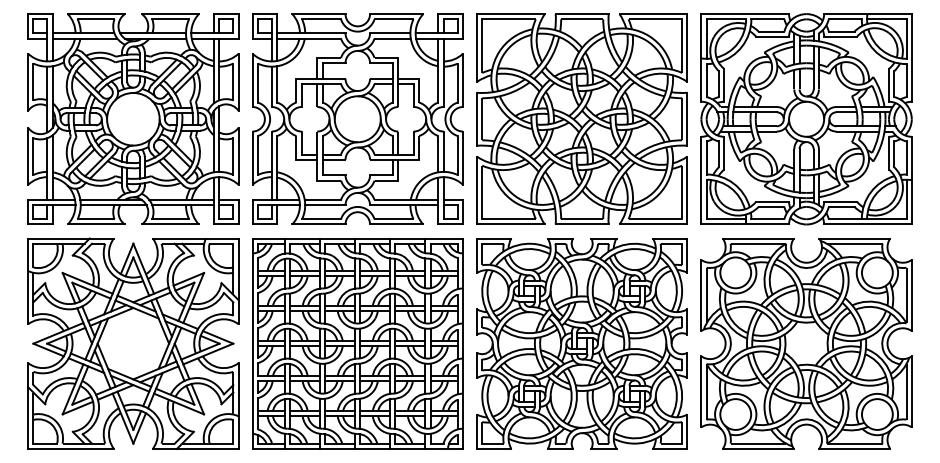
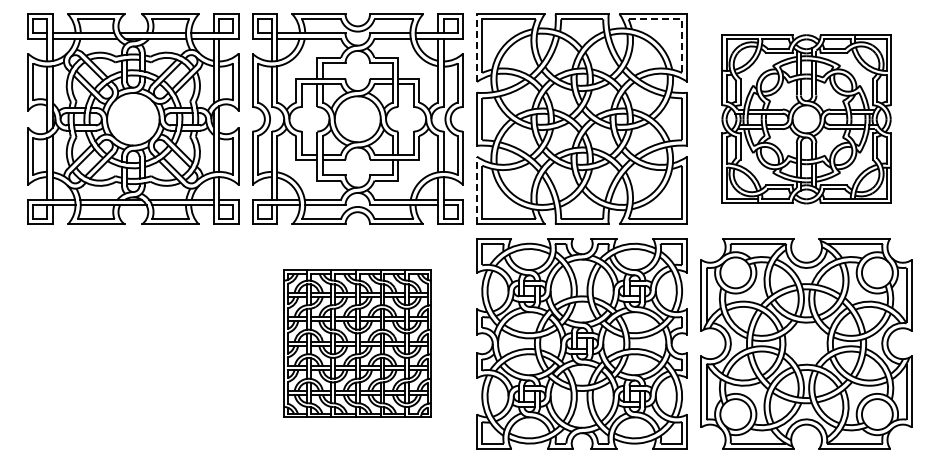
line: solid -> dashed (682, 19)
line: solid -> dashed (477, 48)
part size: 213x213 px -> 171x171 px (806, 119)
line: solid -> dashed (477, 190)
part: present -> none (133, 343)
part size: 212x212 px -> 149x149 px (357, 343)
